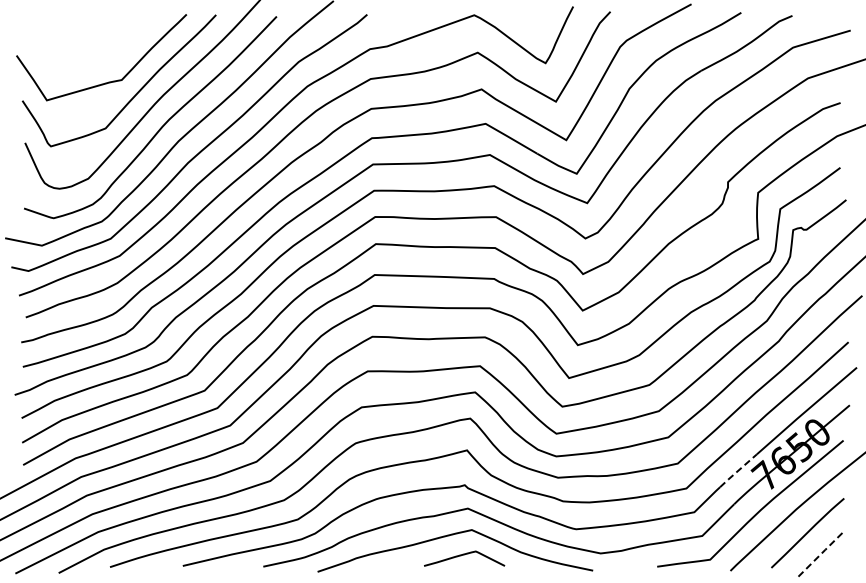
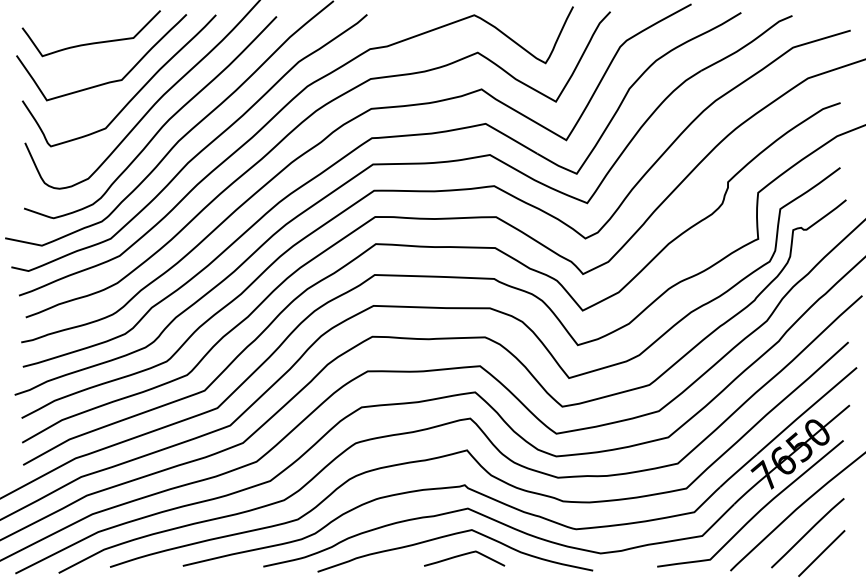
curve: none -> present (91, 42)
line: dashed -> solid (737, 471)
line: dashed -> solid (822, 552)
